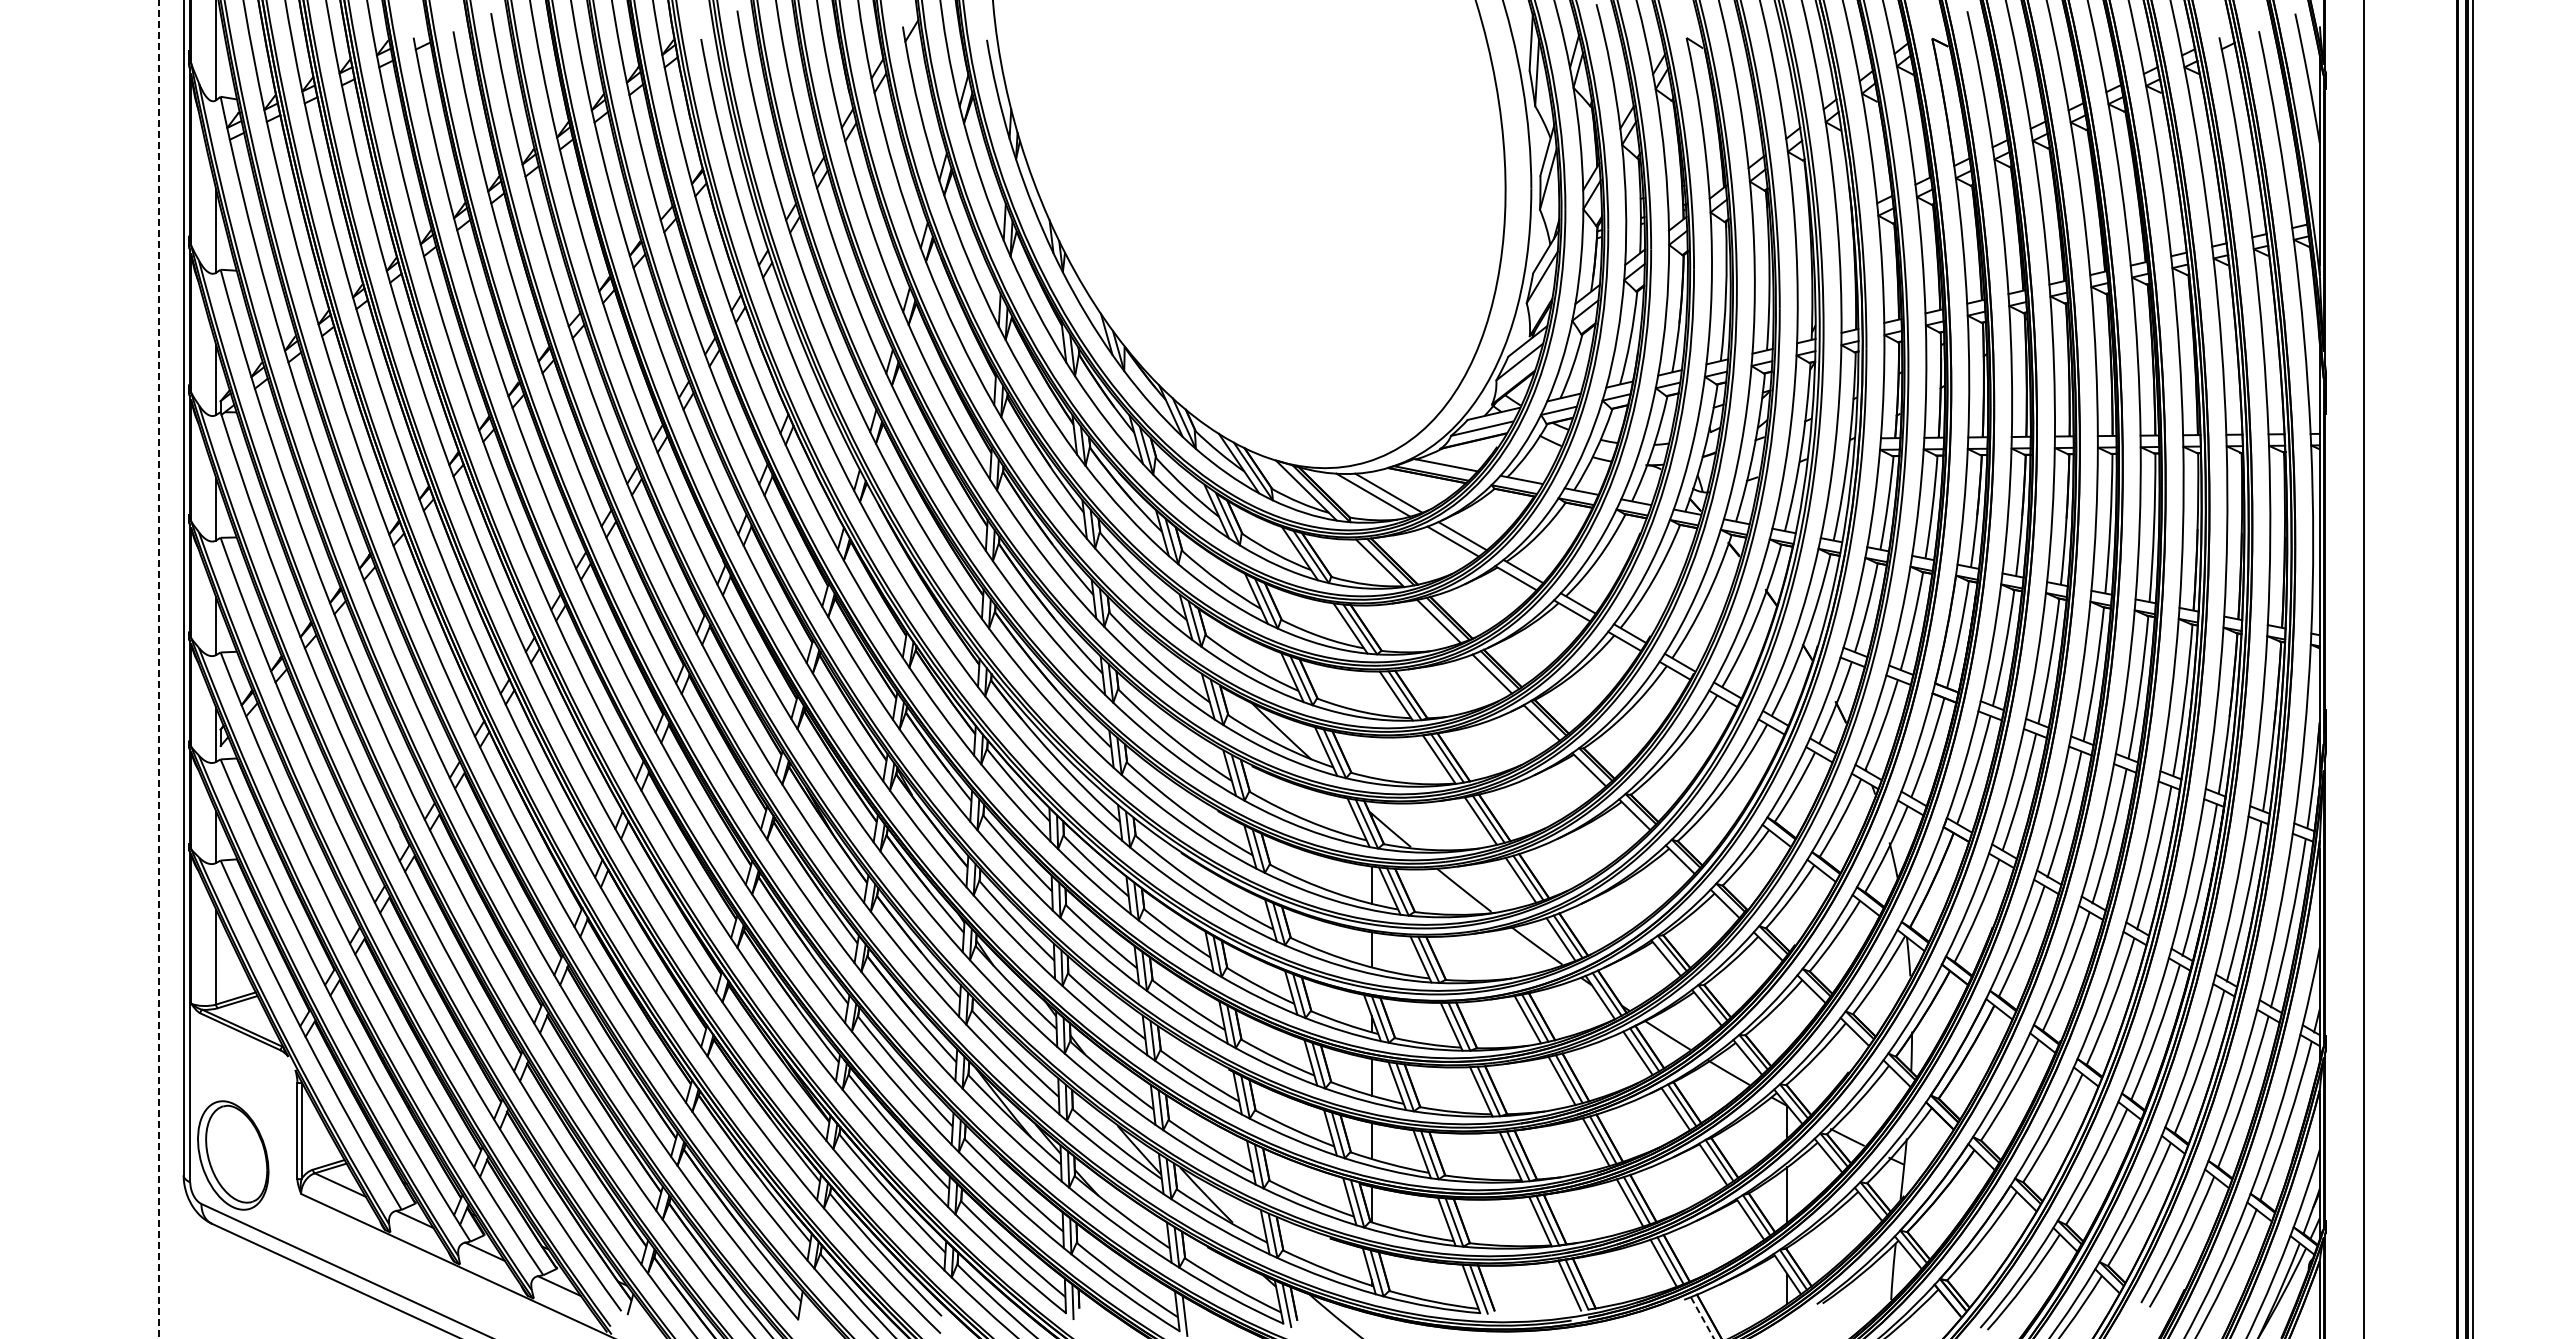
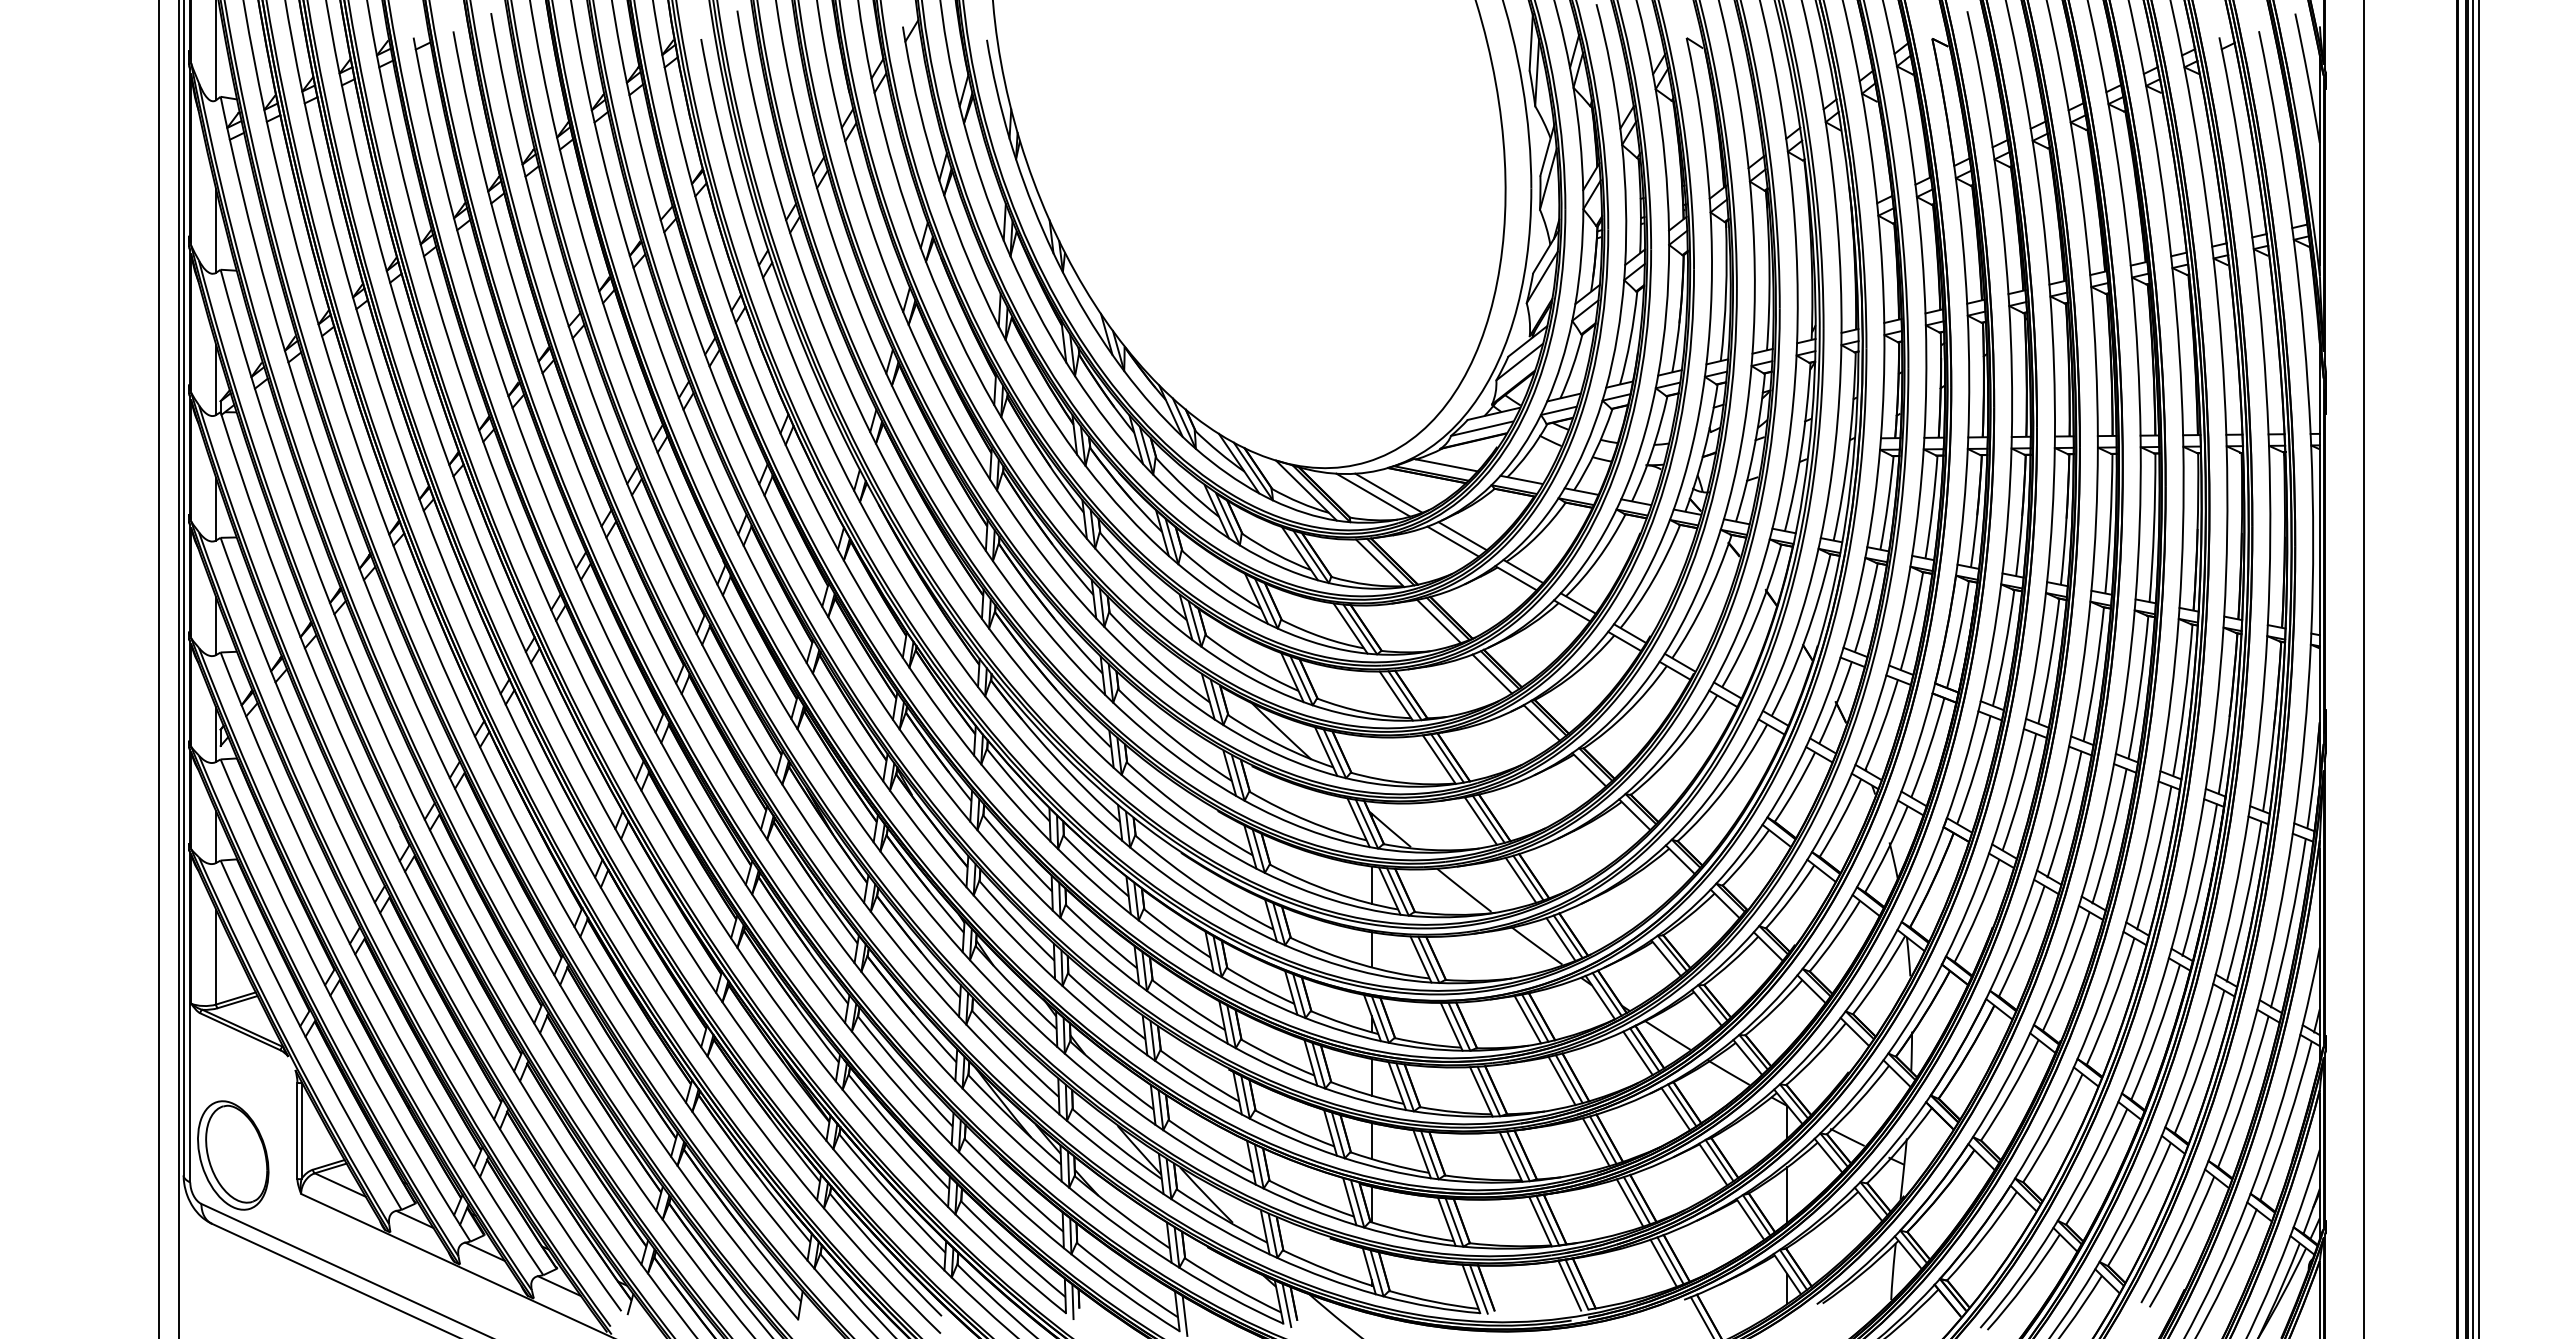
line: none -> present (178, 668)
line: none -> present (2479, 668)
line: dashed -> solid (159, 669)
line: dashed -> solid (1702, 1317)
